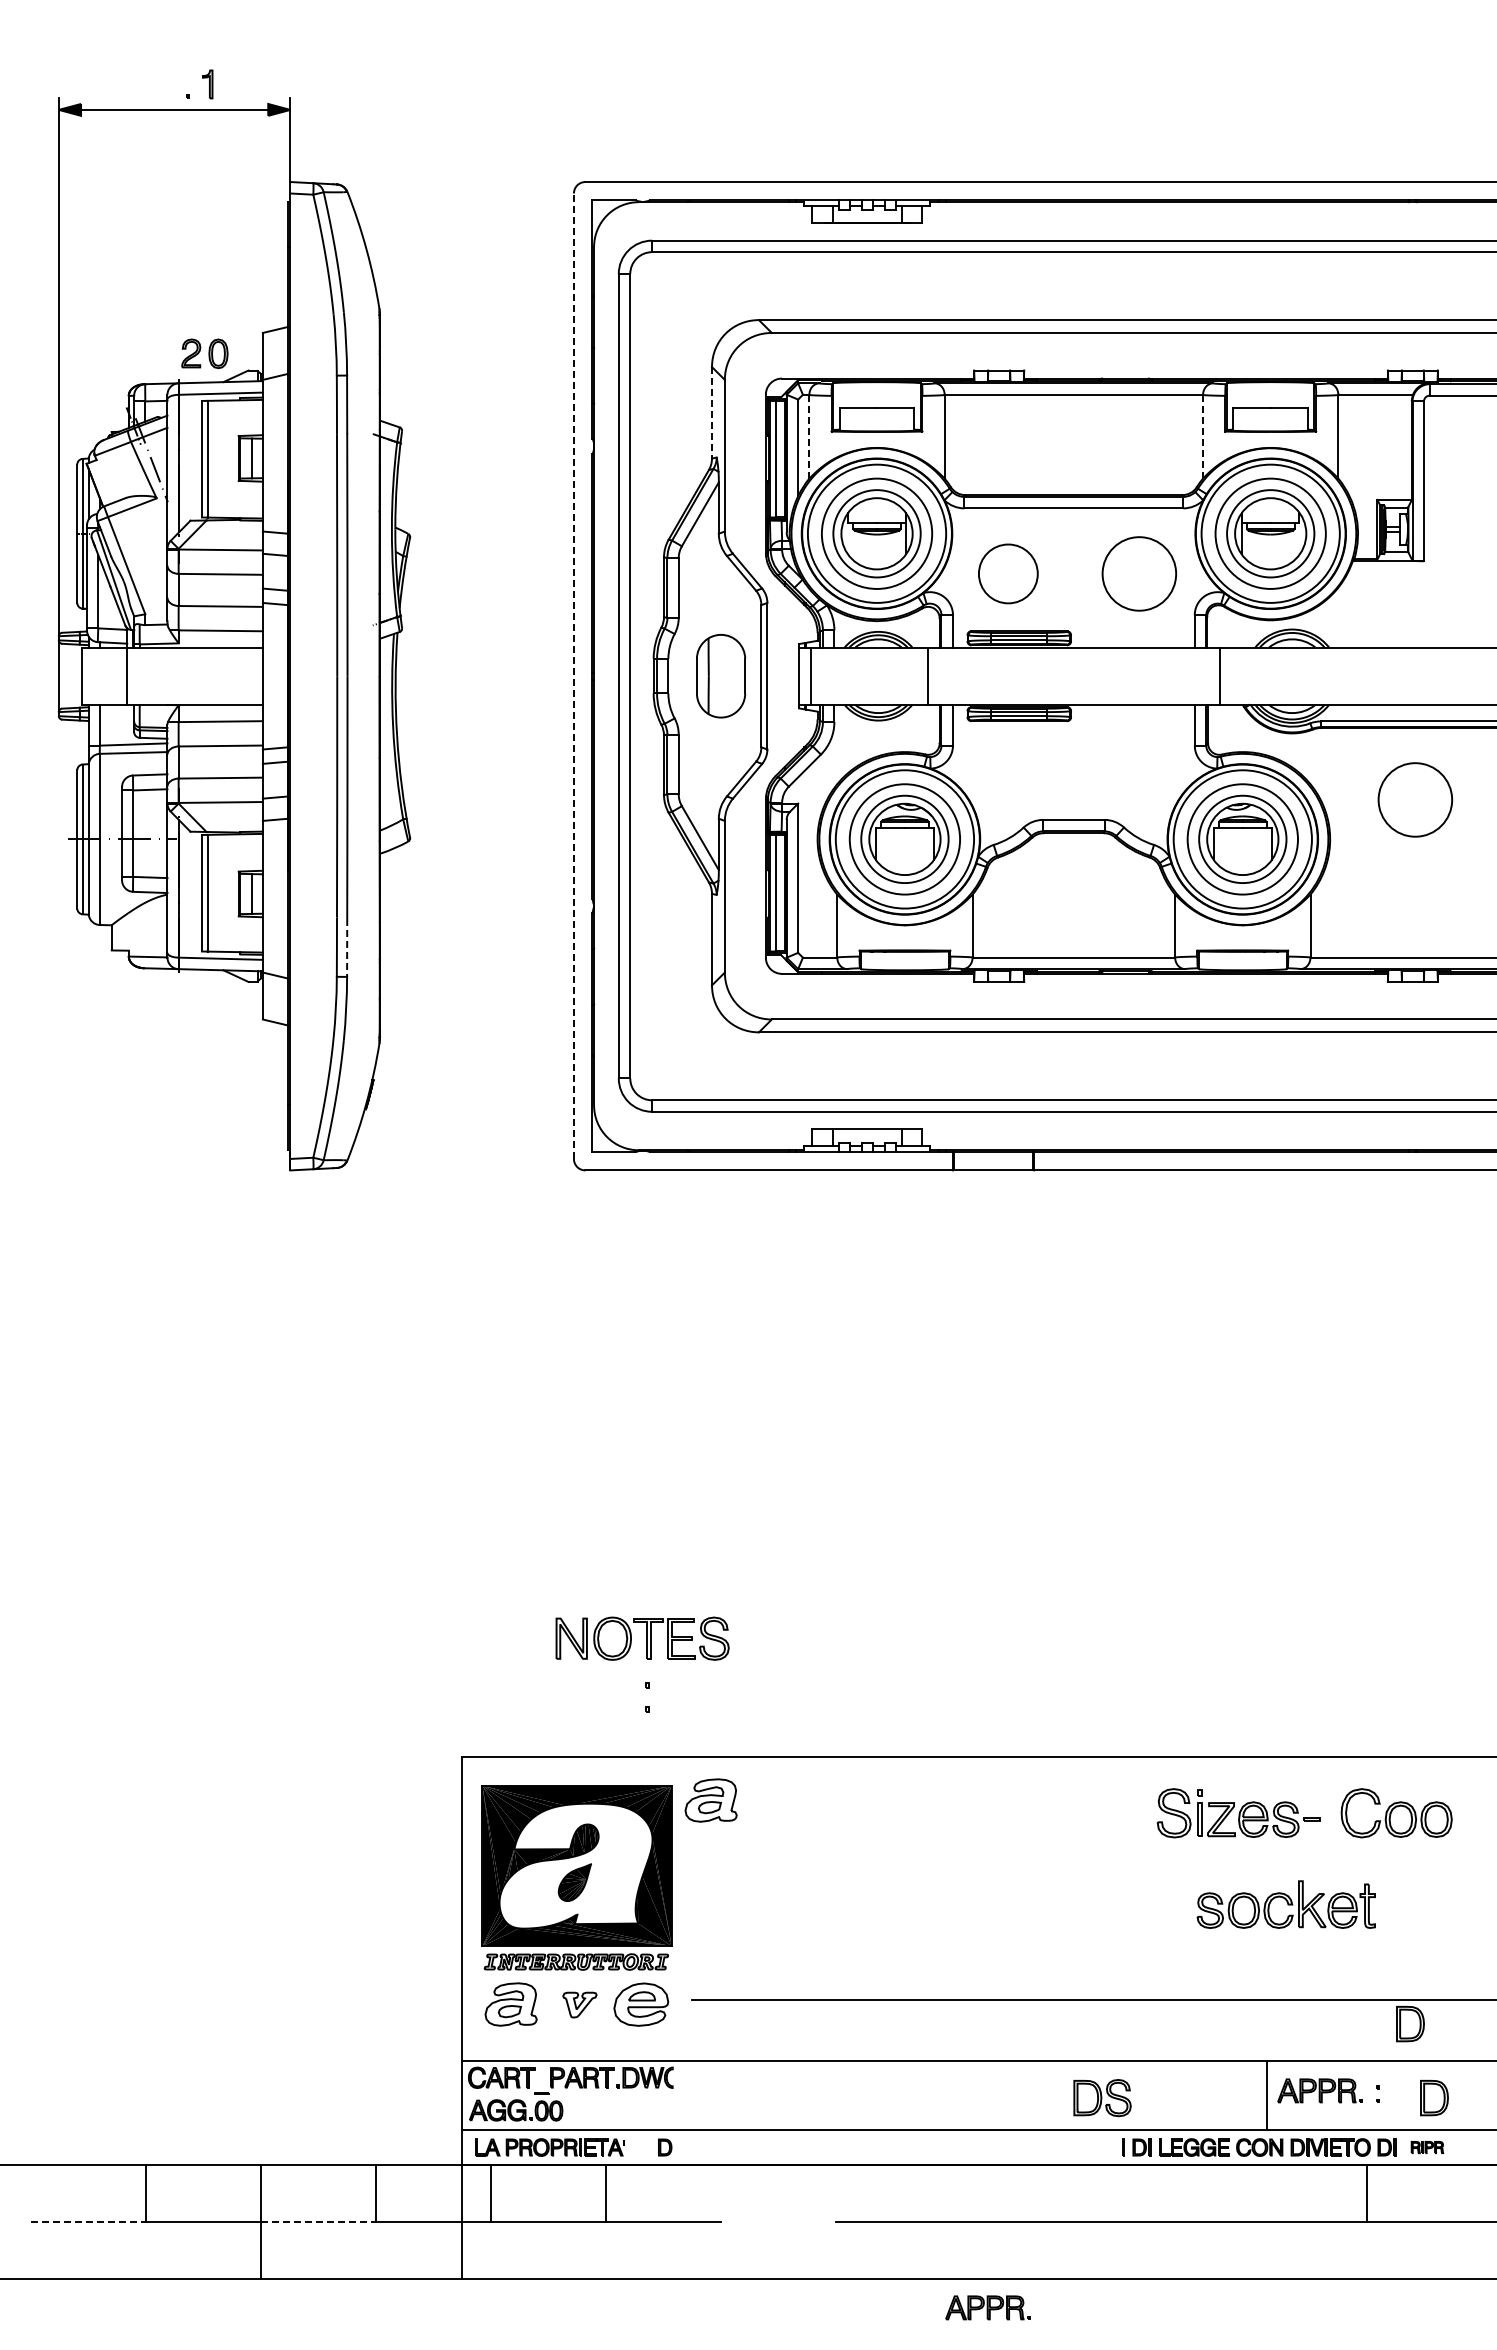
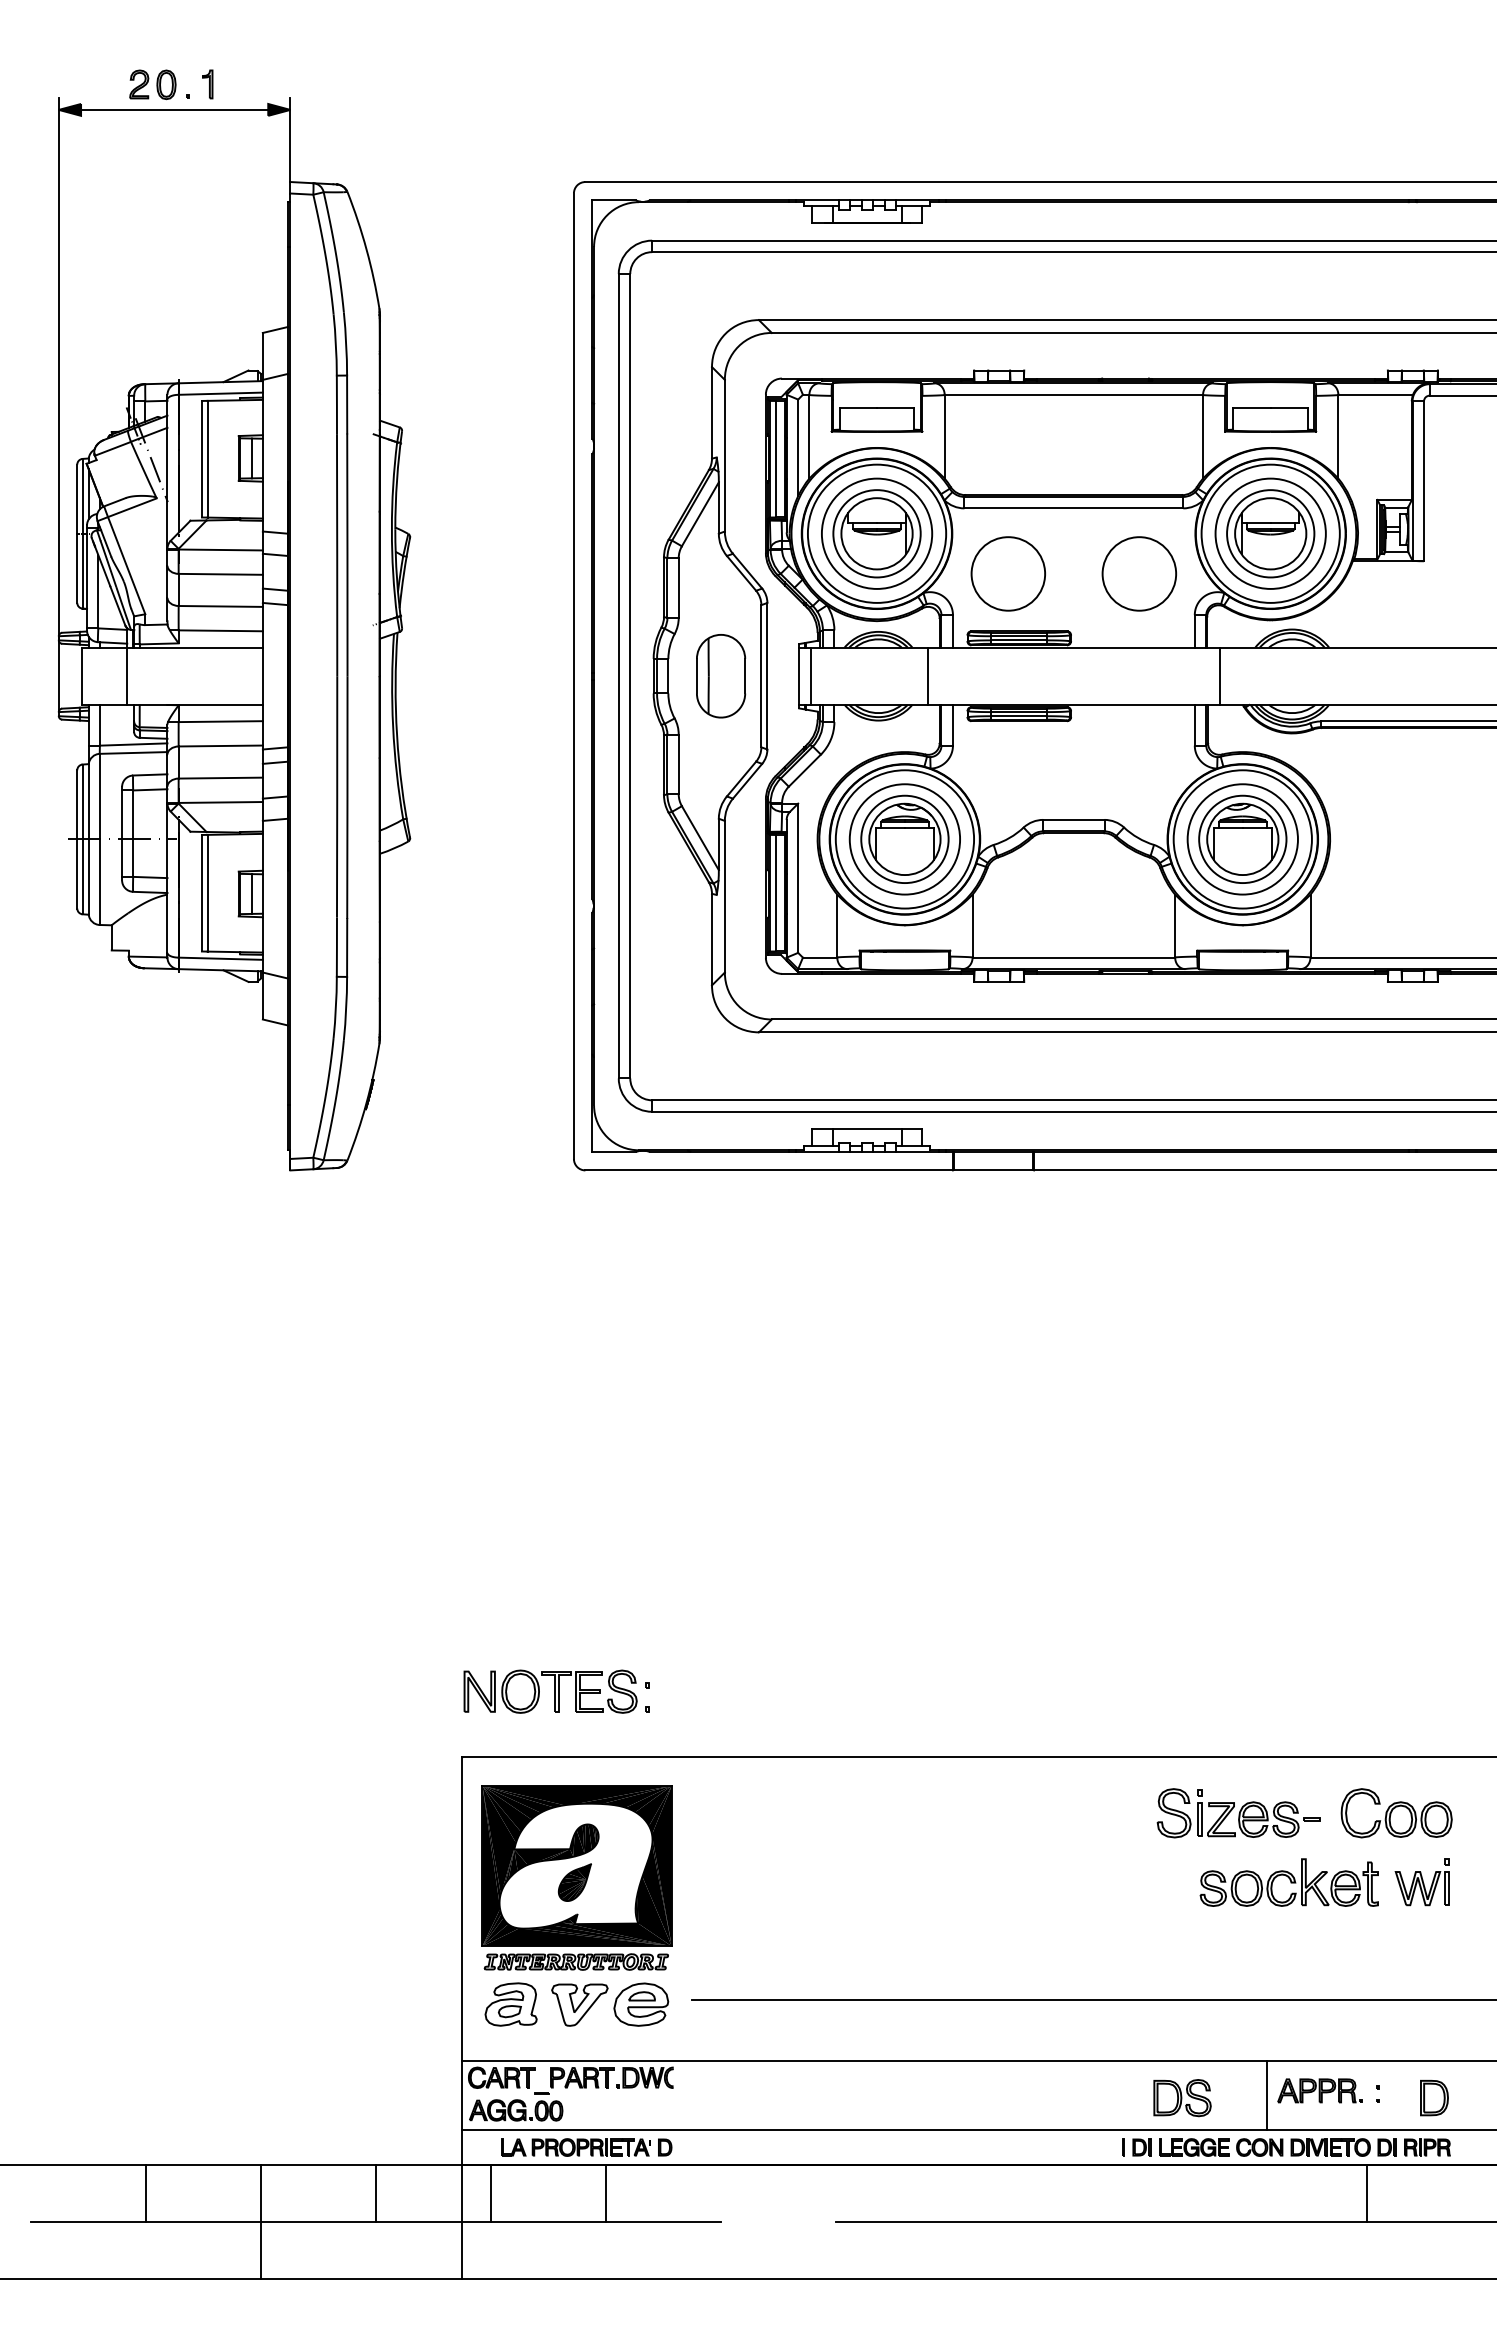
part position: (204, 353) -> (152, 84) (152, 84)
line: dashed -> solid (712, 412)
line: dashed -> solid (809, 436)
line: dashed -> solid (1203, 436)
circle diameter: 59 px -> 74 px (1008, 573)
line: dashed -> solid (573, 676)
circle: present -> none (1415, 799)
line: dashed -> solid (347, 947)
part position: (642, 1638) -> (550, 1691) (550, 1691)
part: present -> none (710, 1800)
part: none -> present (1421, 1882)
part position: (1285, 1904) -> (1288, 1882) (1288, 1882)
part size: 36x28 px -> 58x44 px (579, 2004)
part: present -> none (1410, 2024)
part position: (1102, 2098) -> (1182, 2098) (1182, 2098)
part position: (549, 2147) -> (575, 2147) (575, 2147)
part size: 35x14 px -> 47x19 px (1427, 2147)
line: dashed -> solid (89, 2222)
line: dashed -> solid (319, 2222)
part: present -> none (987, 2307)
